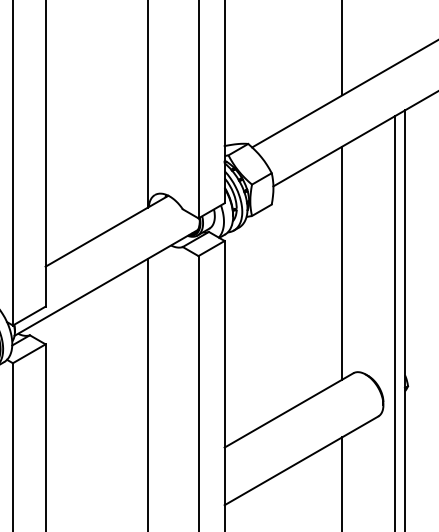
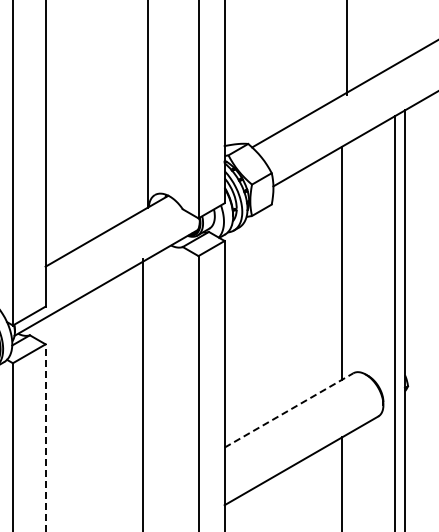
line position: (342, 48) -> (347, 48) (347, 48)
line position: (147, 393) -> (142, 393) (142, 393)
line: solid -> dashed (289, 410)
line: solid -> dashed (45, 437)
